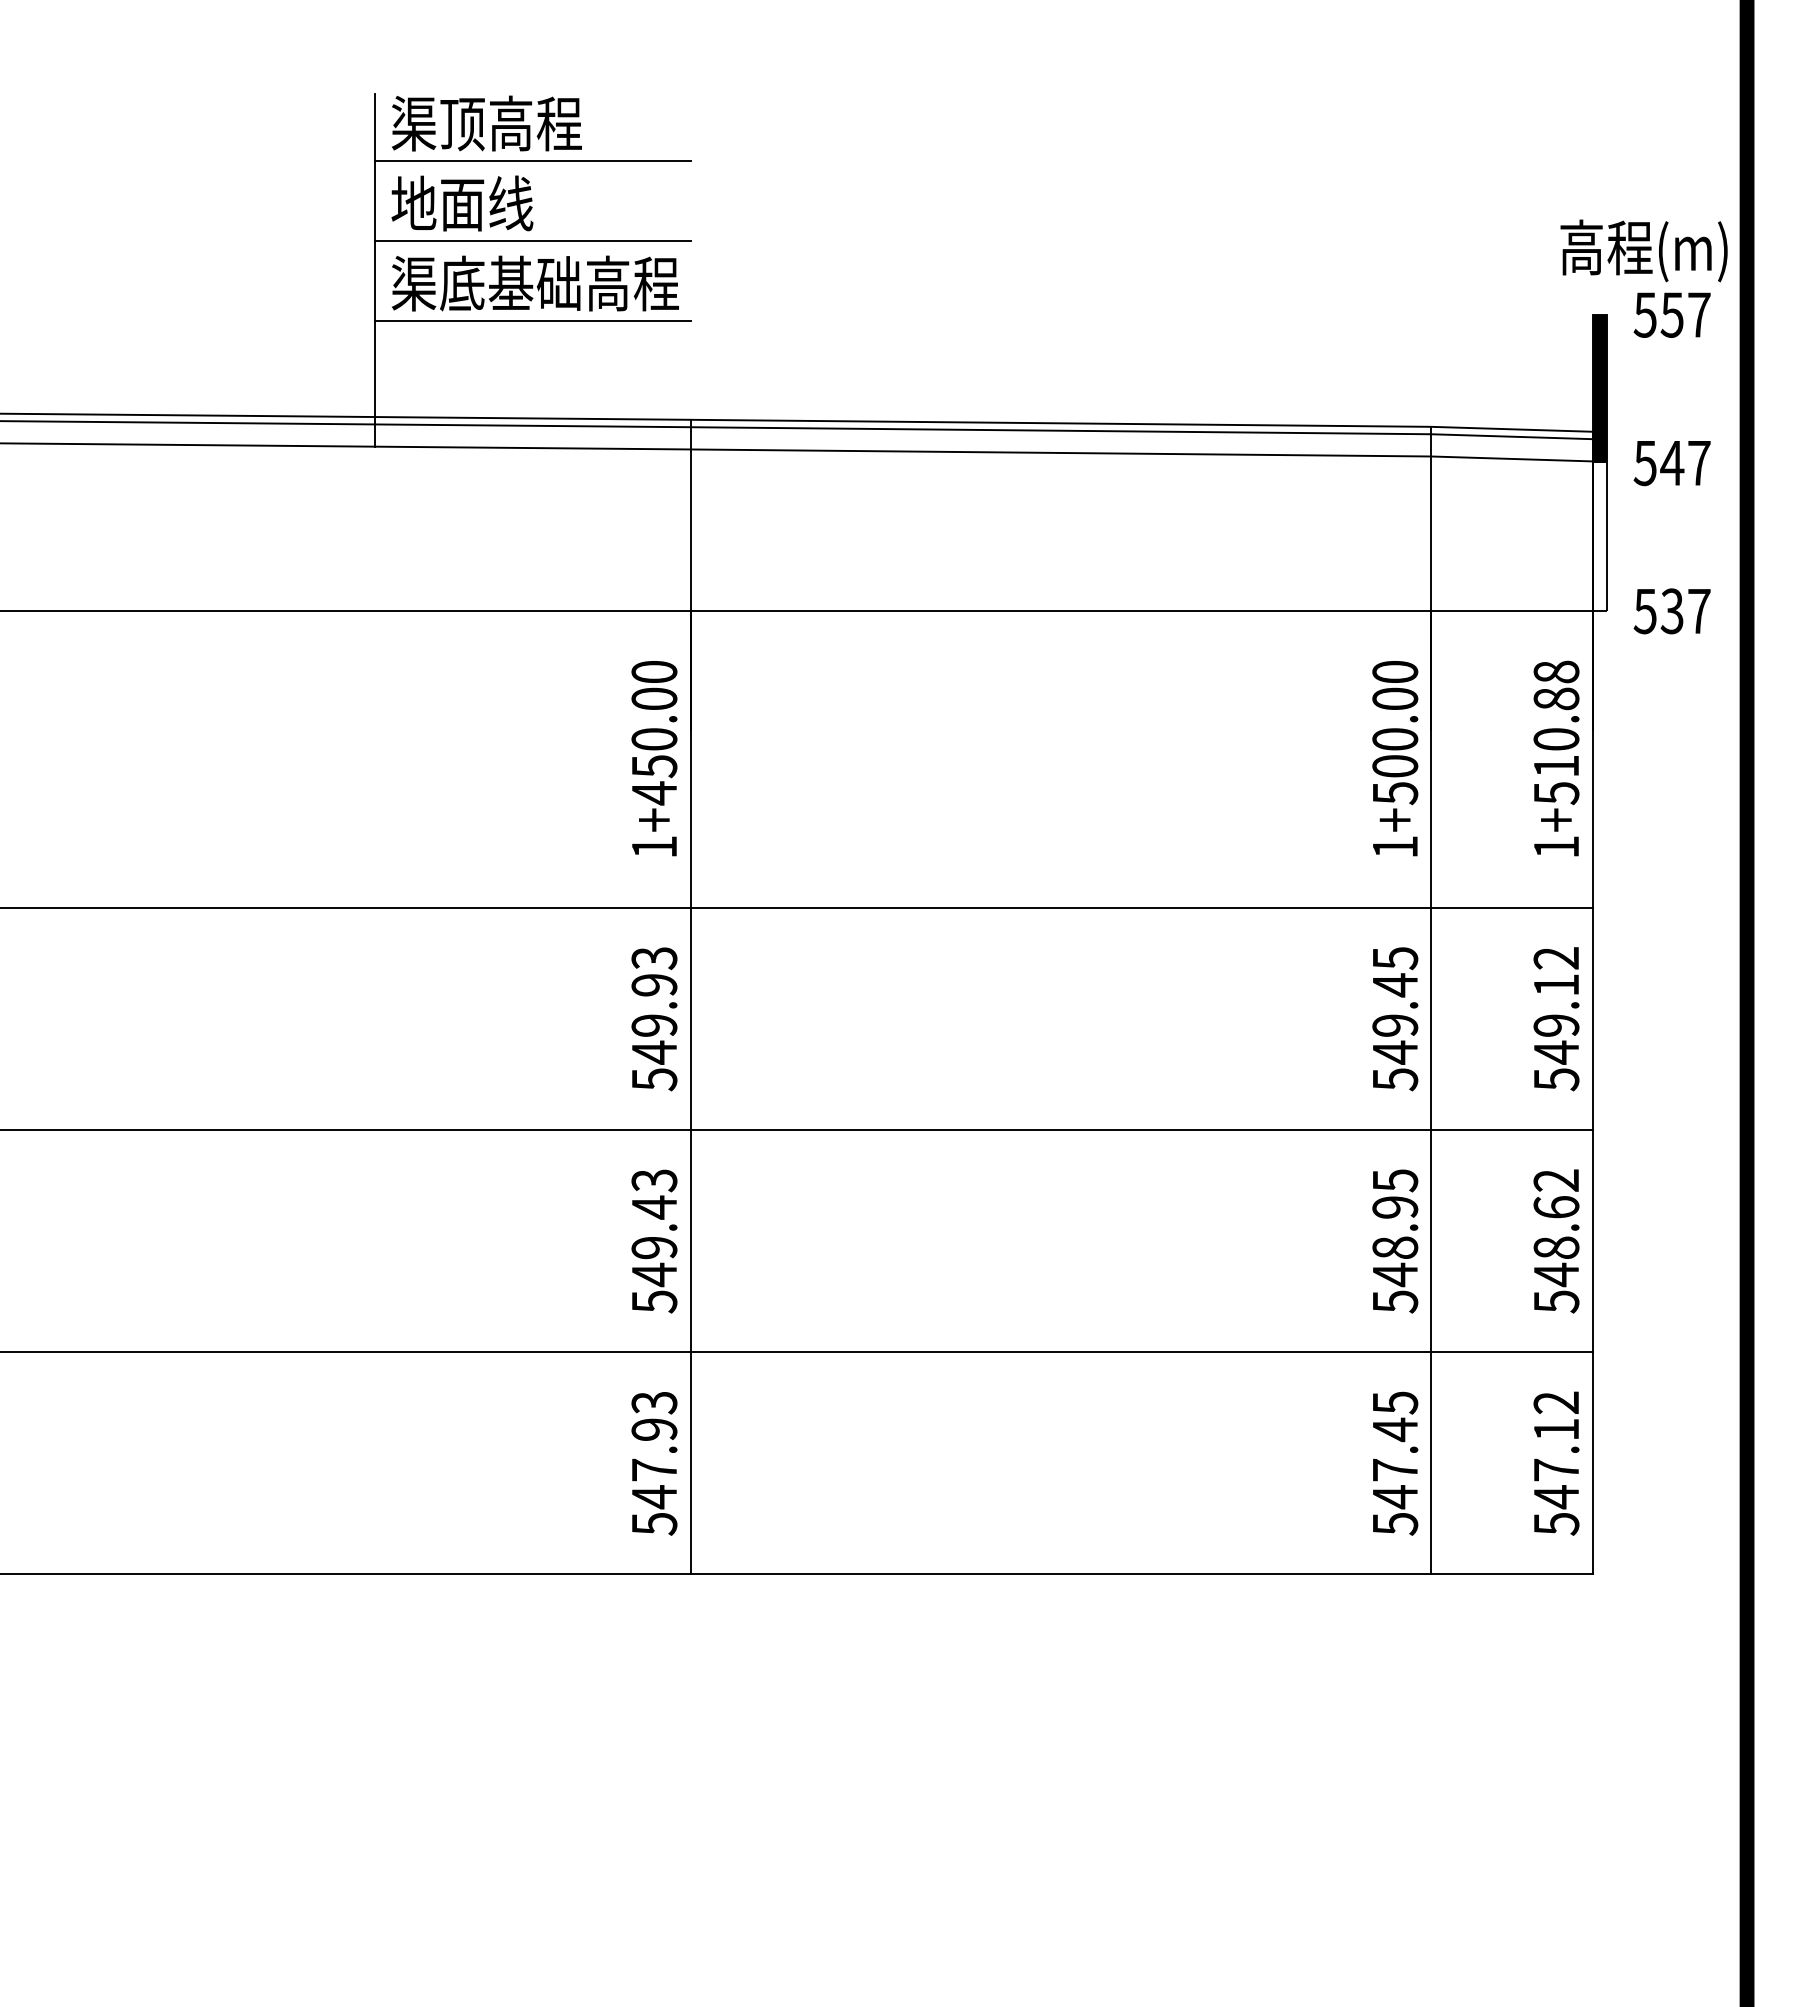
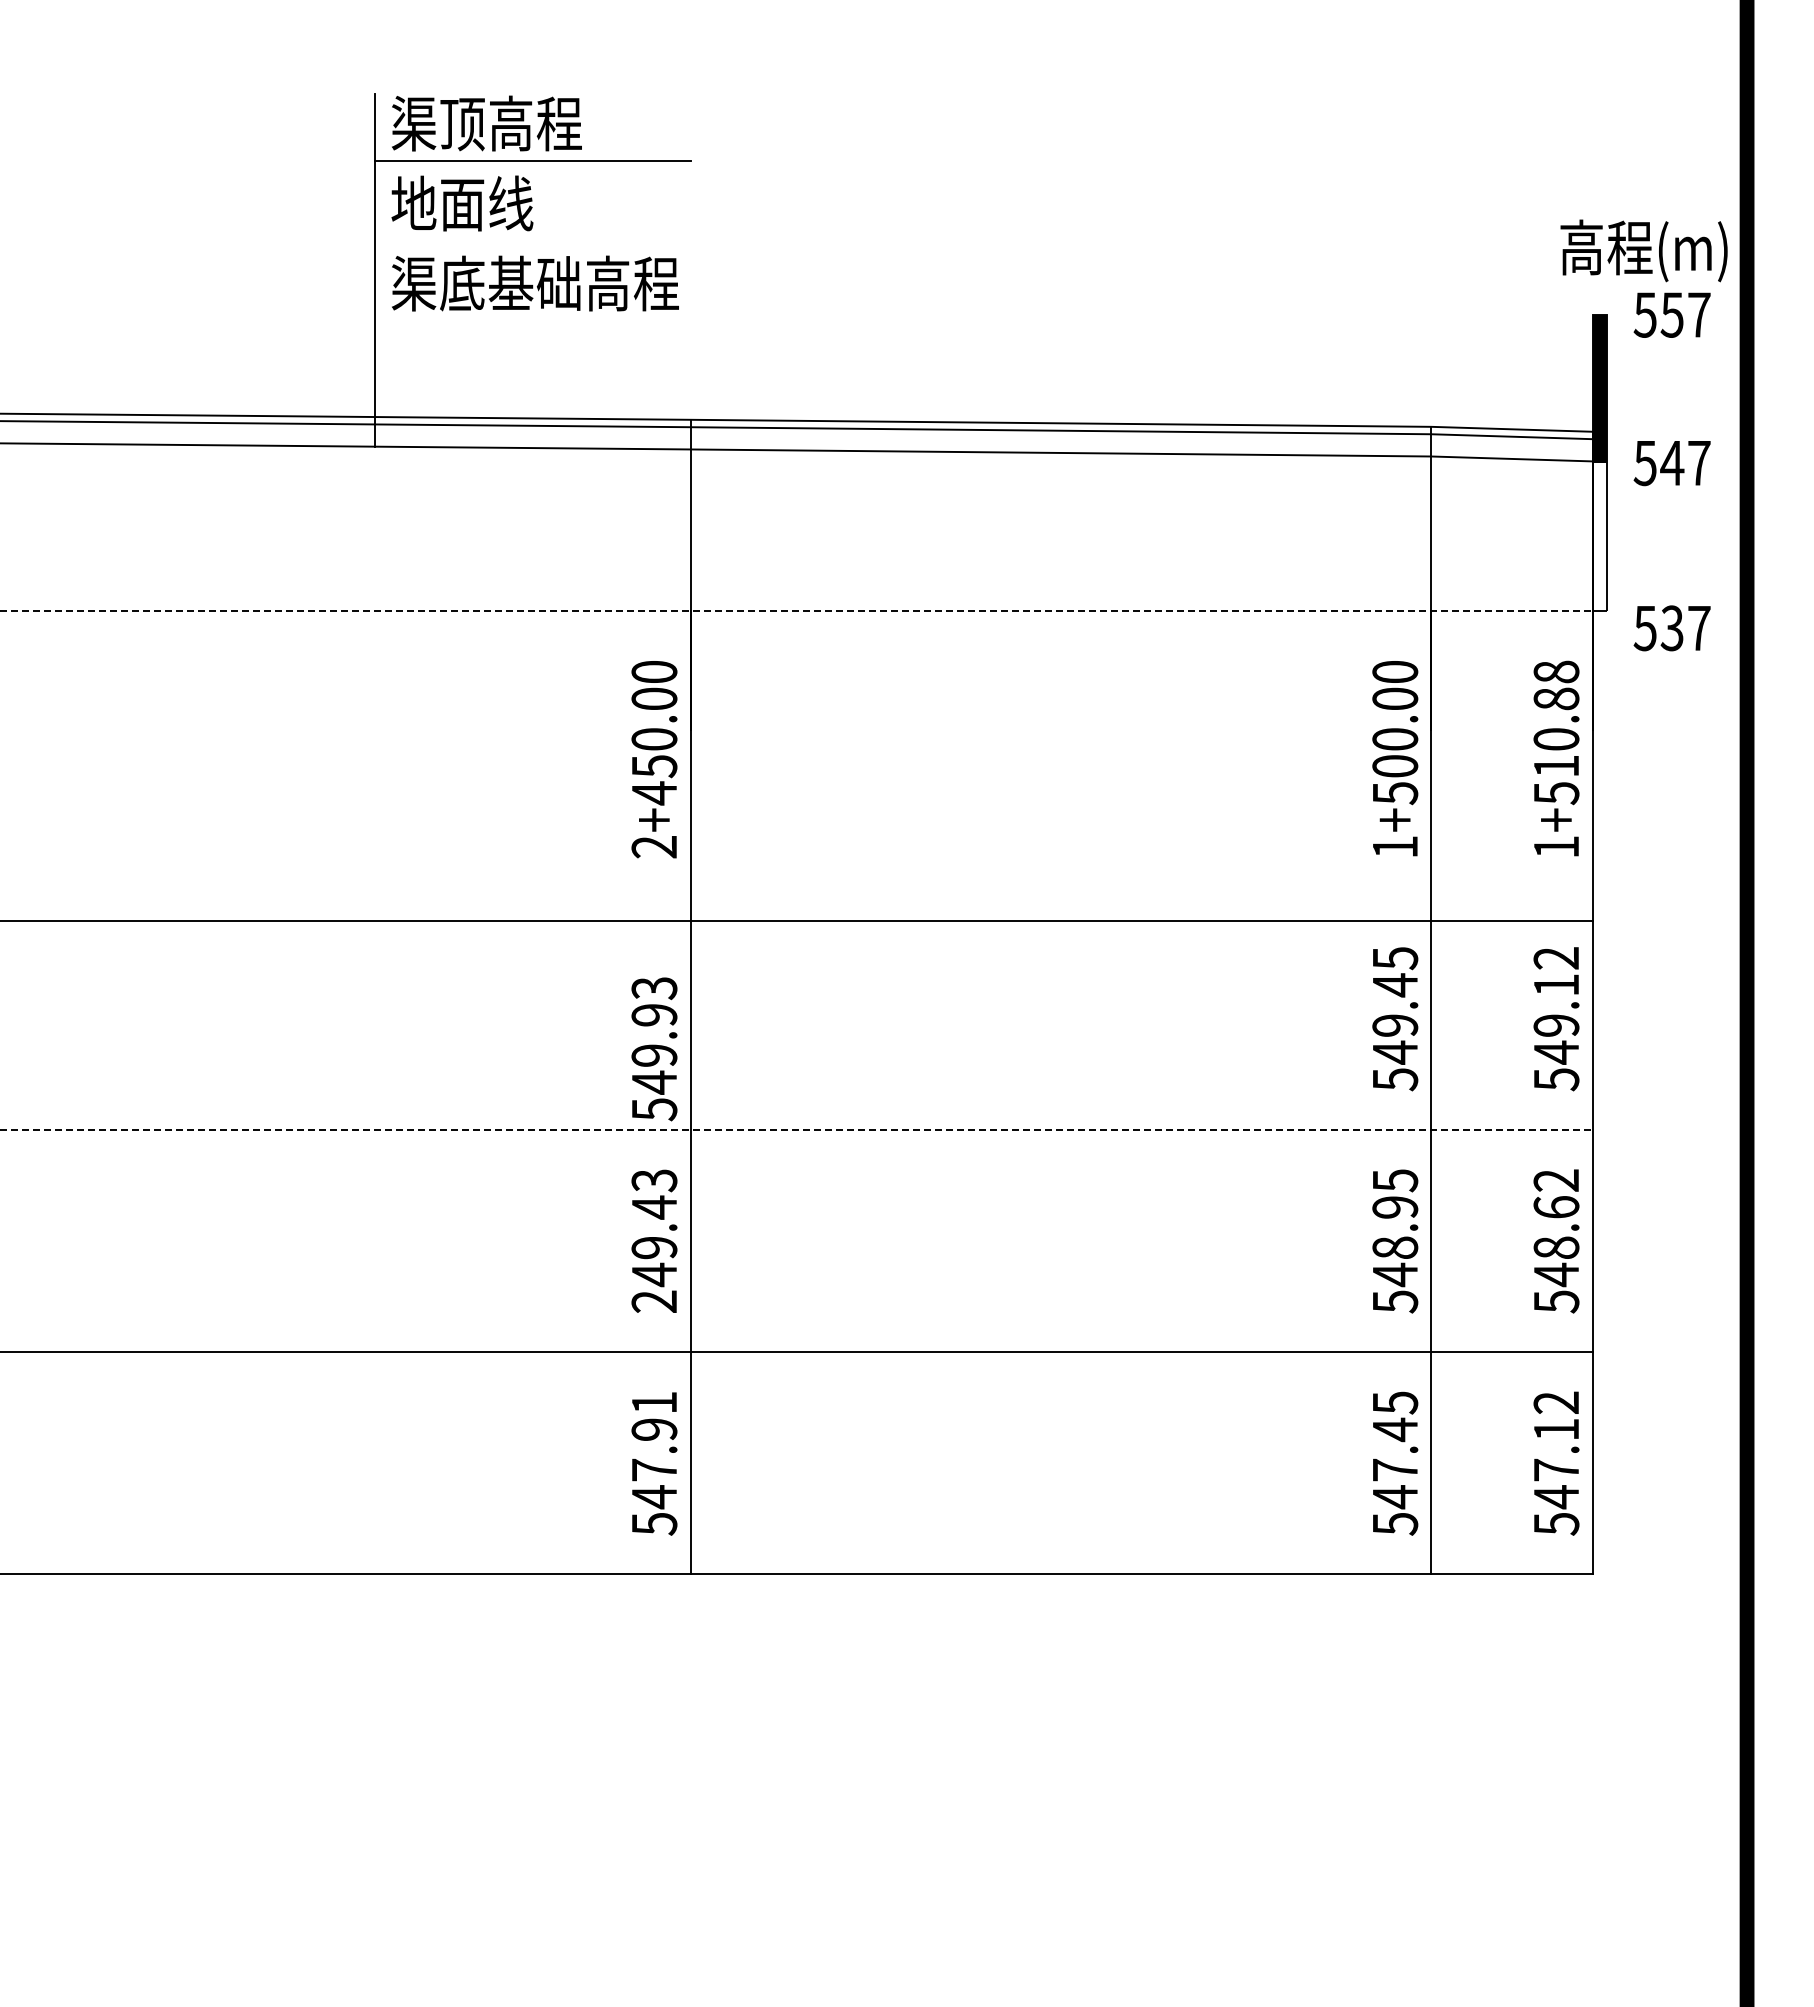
line: present -> none (532, 240)
line: present -> none (532, 320)
line: solid -> dashed (797, 611)
text position: (1671, 611) -> (1671, 628) (1671, 628)
text: 1+450.00 -> 2+450.00 (653, 847)
line position: (797, 907) -> (797, 920) (797, 920)
text position: (654, 1019) -> (654, 1049) (654, 1049)
line: solid -> dashed (797, 1129)
text: 549.43 -> 249.43 (654, 1301)
text: 547.93 -> 547.91 (654, 1403)
